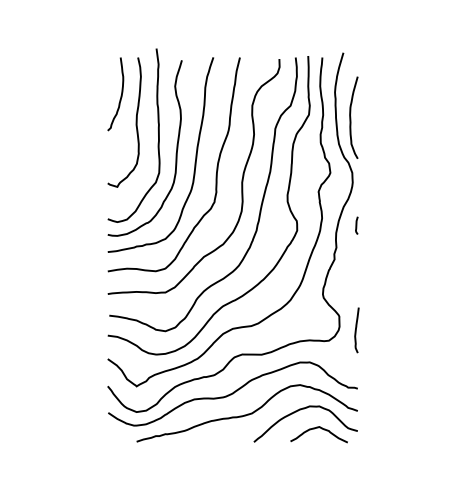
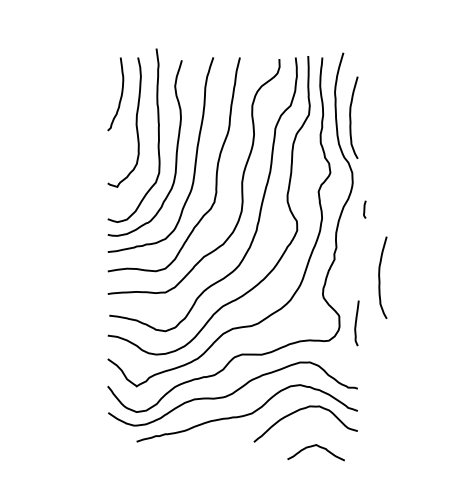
line position: (356, 225) -> (364, 209) (364, 209)
curve: none -> present (380, 277)
curve position: (356, 330) -> (356, 323) (356, 323)
curve position: (321, 429) -> (318, 447) (318, 447)
